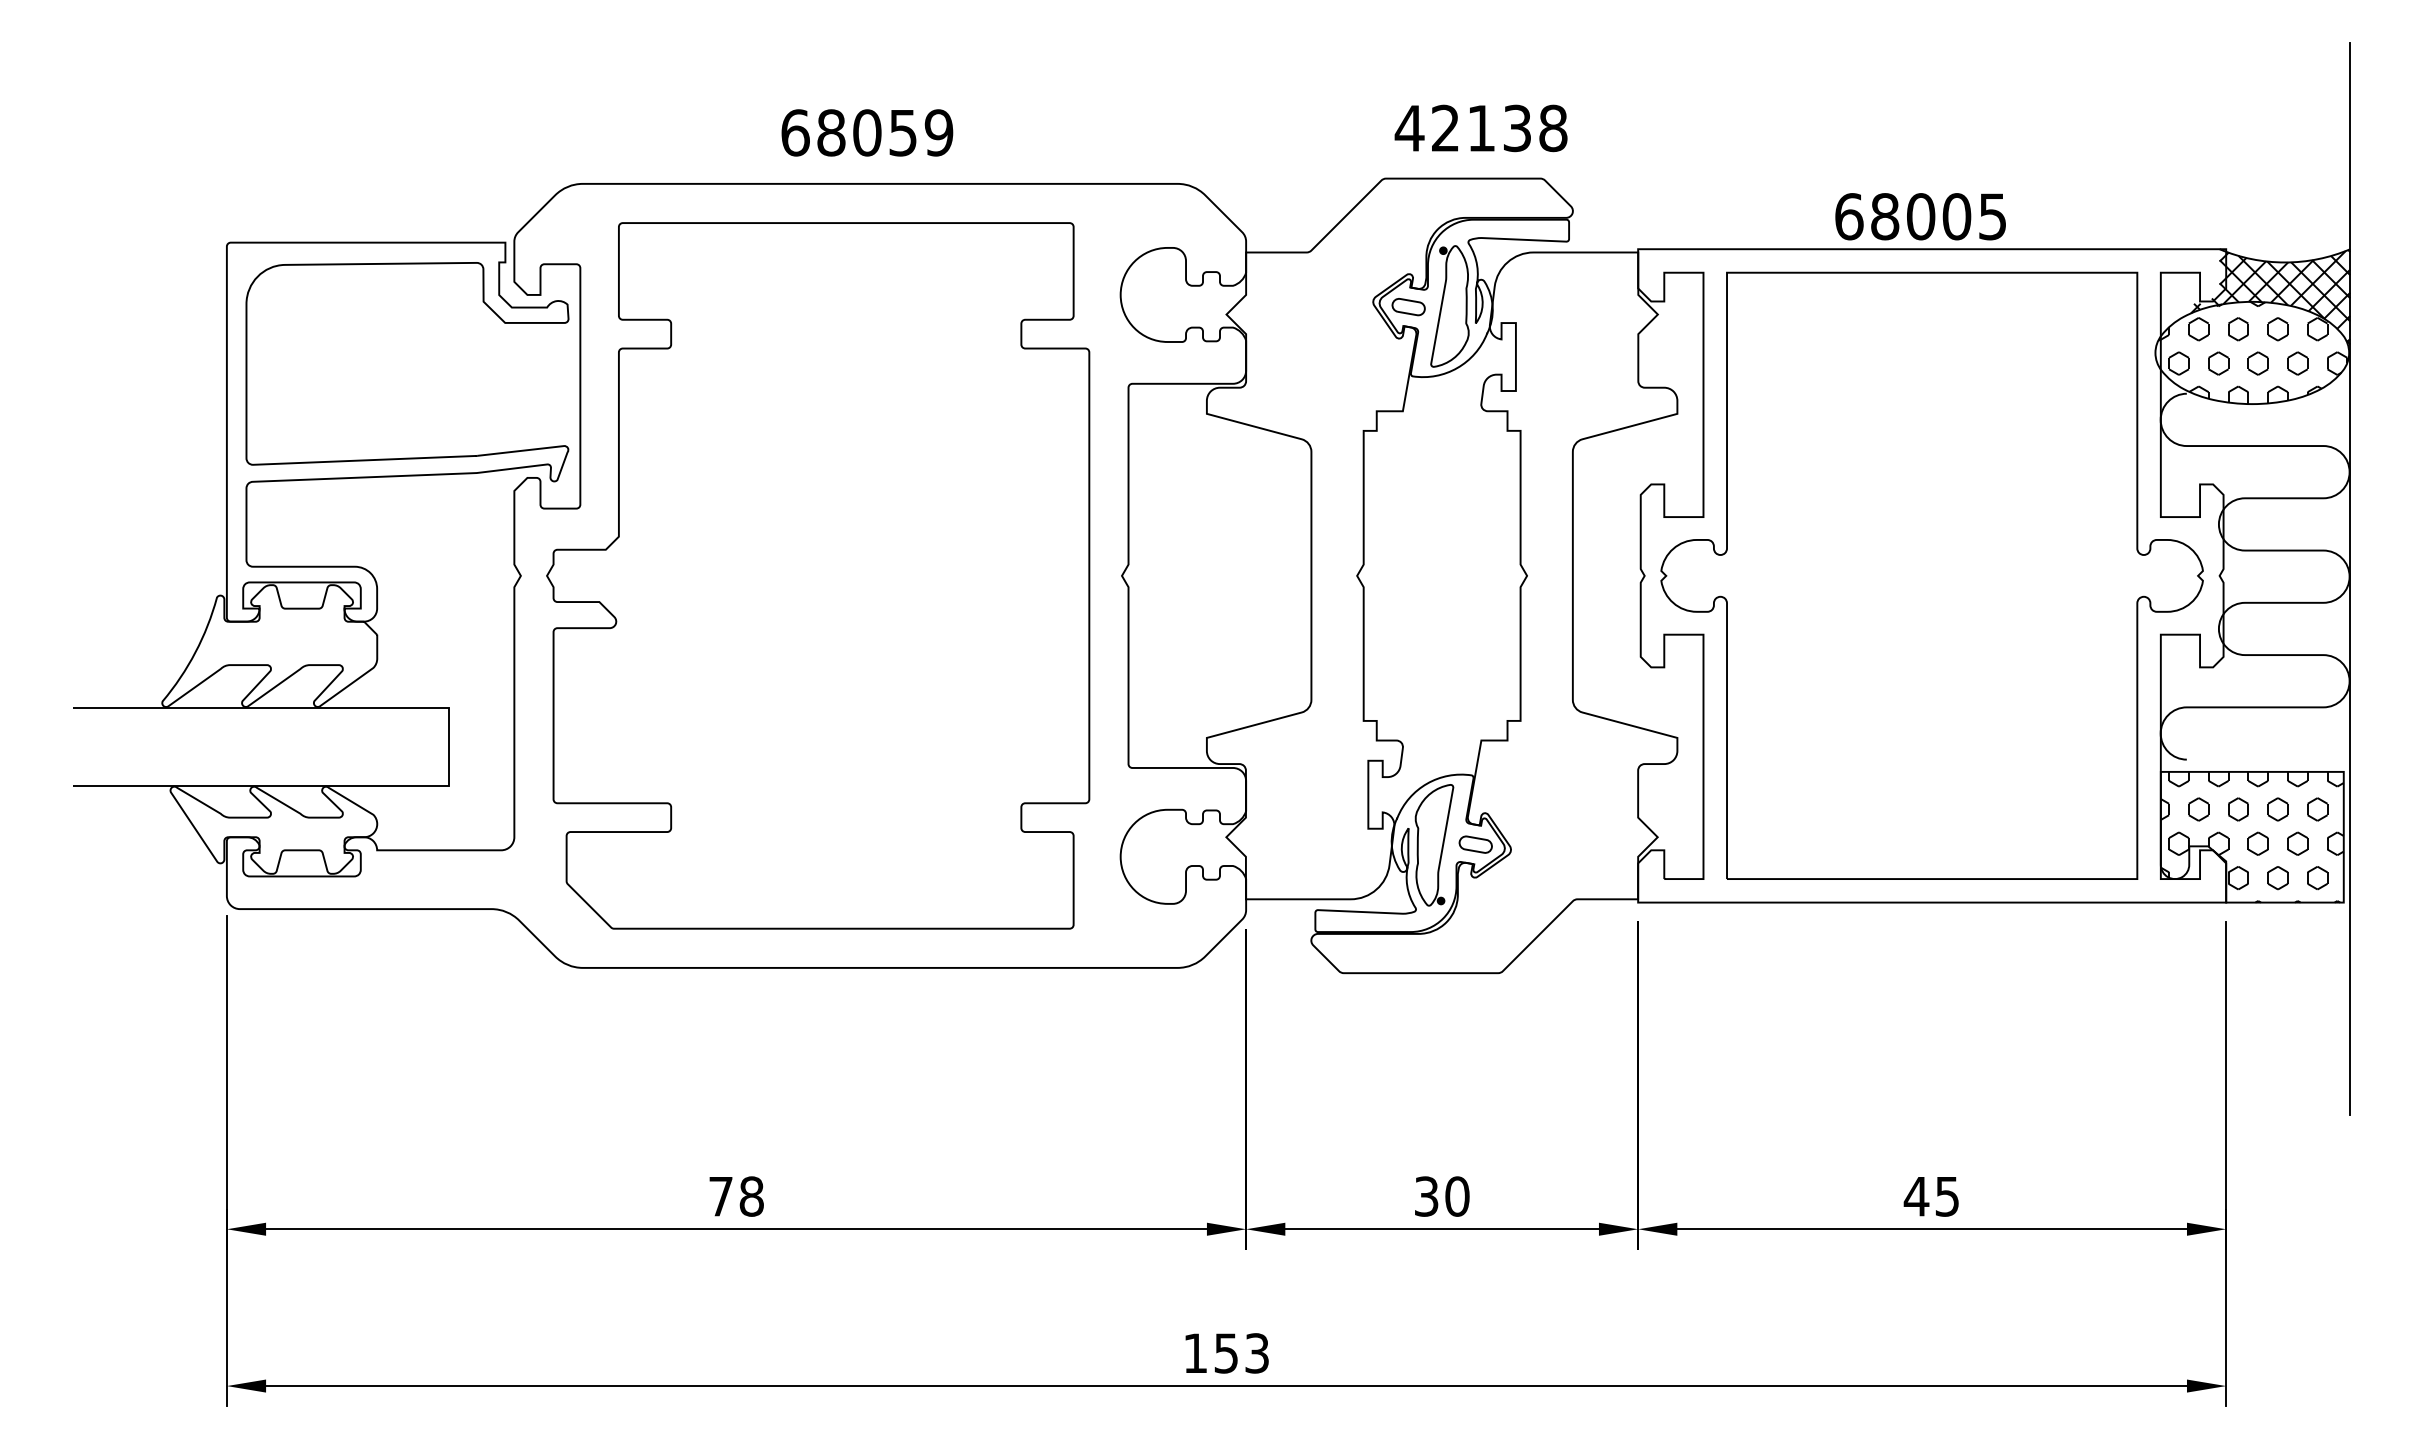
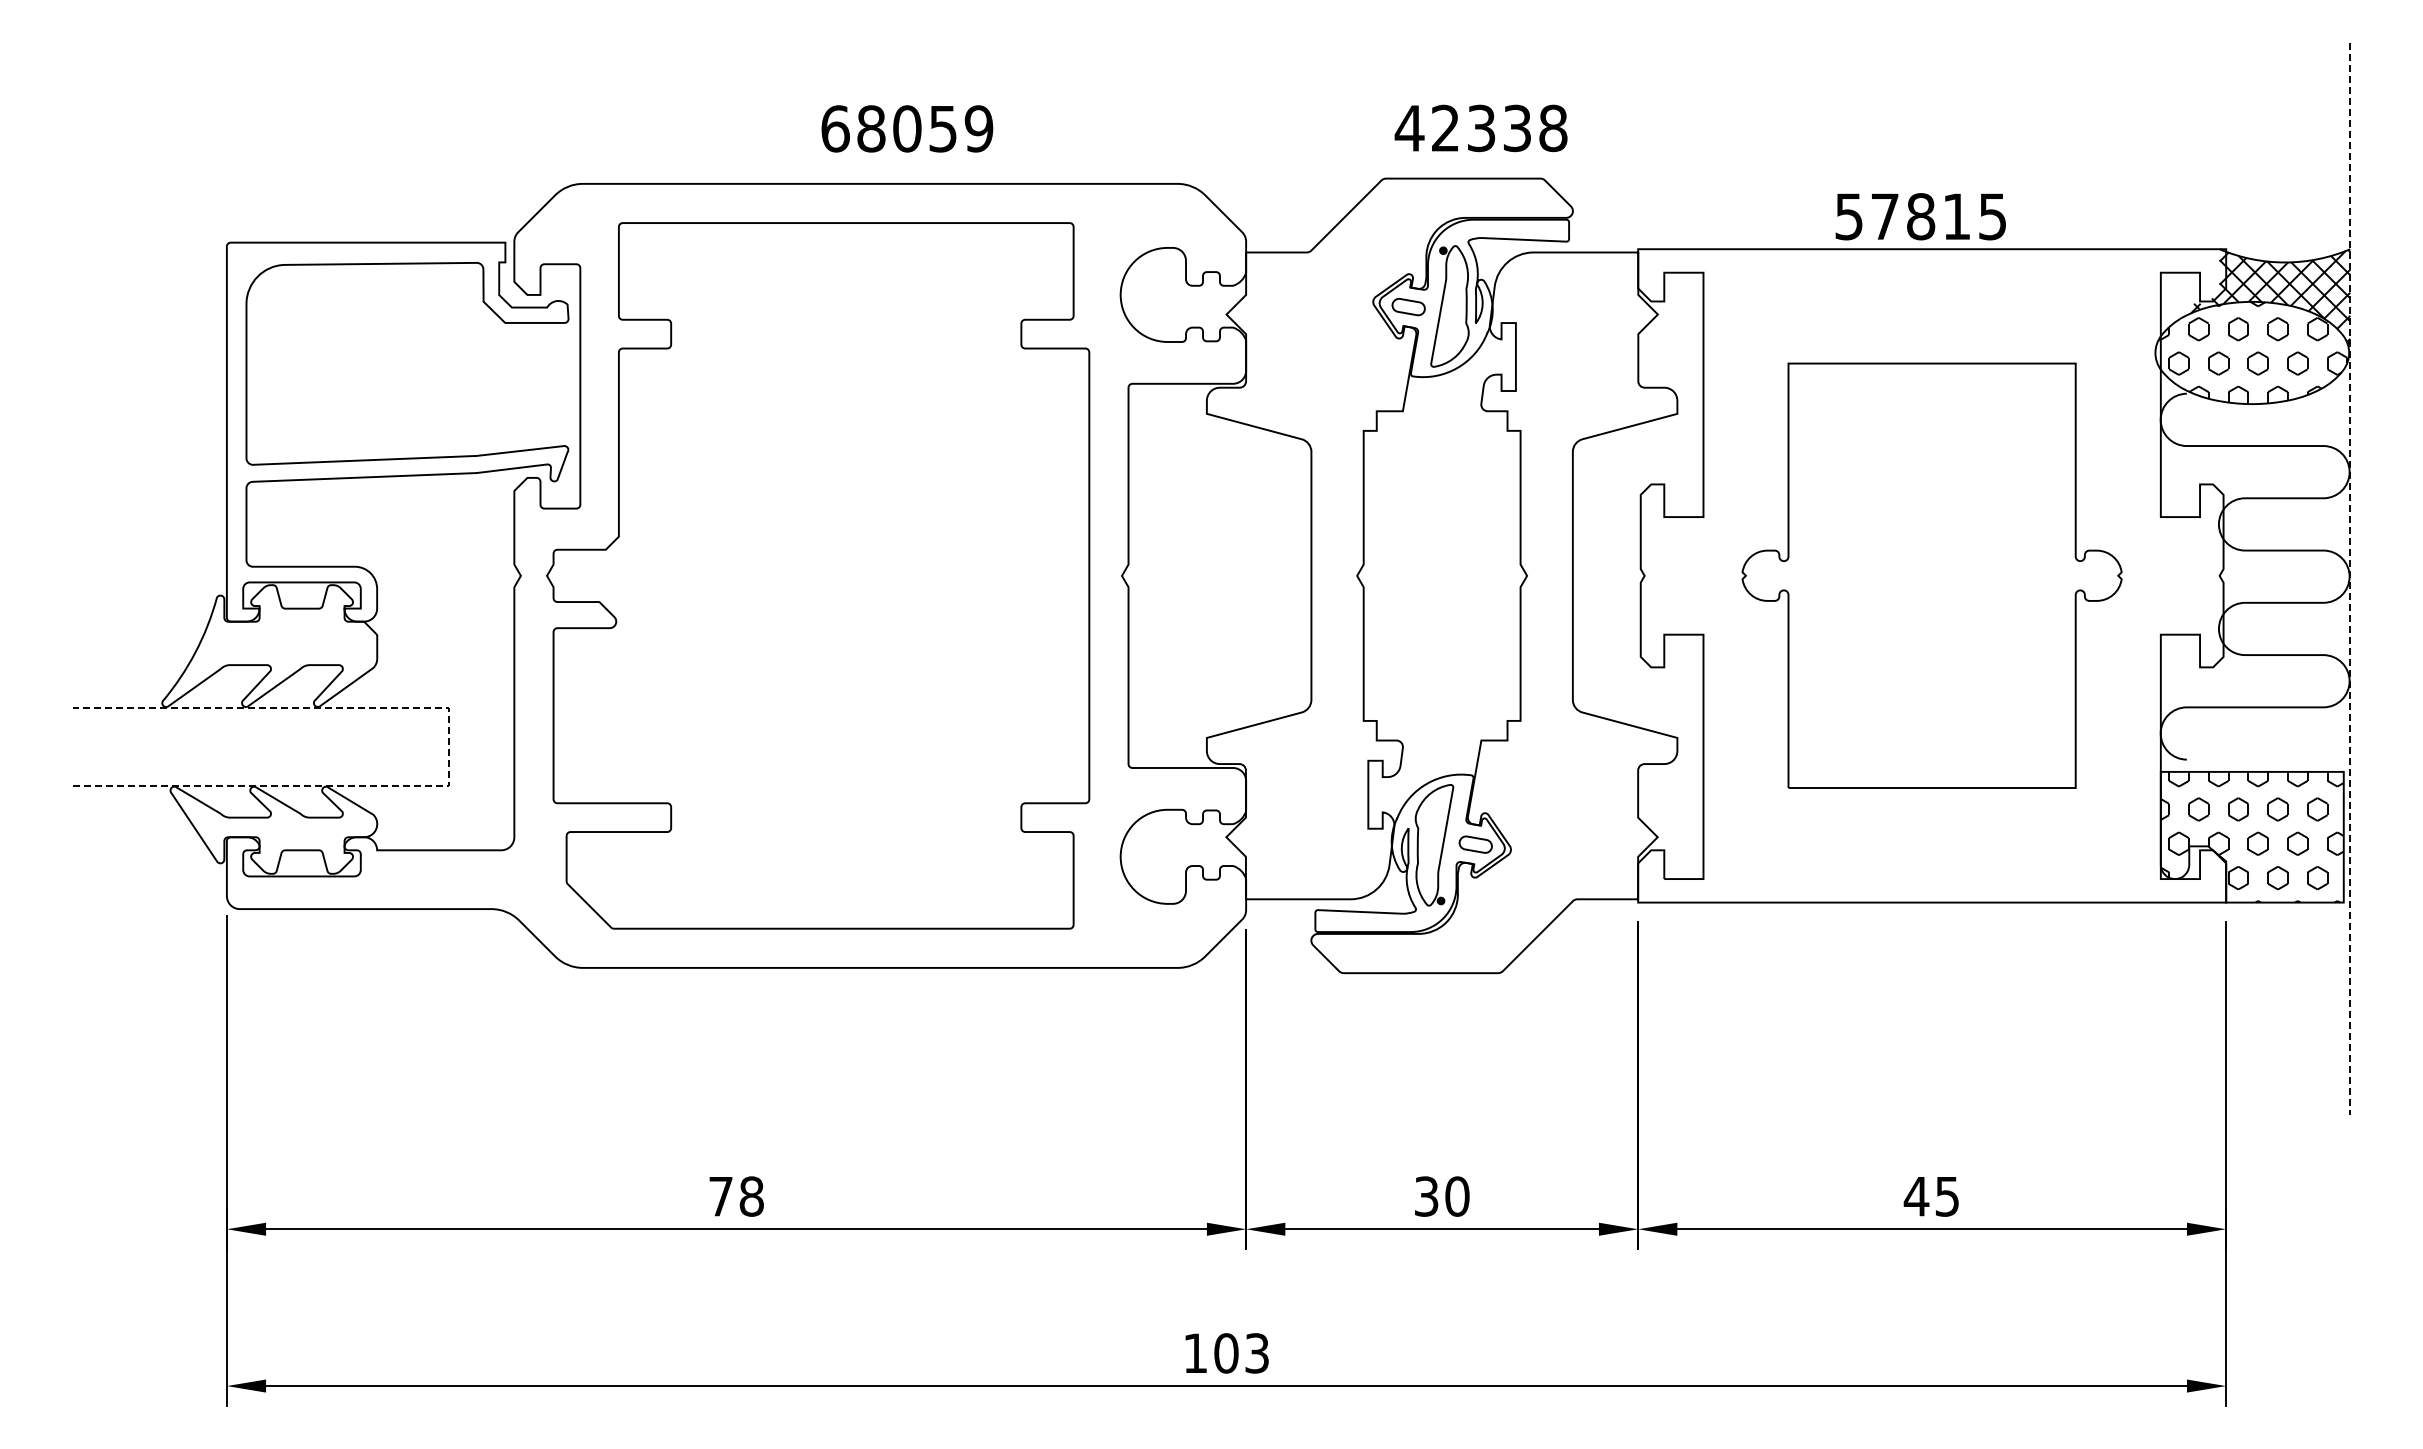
text: 42138 -> 42338 (1481, 128)
text position: (867, 132) -> (907, 128) (907, 128)
text: 68005 -> 57815 (1903, 216)
part size: 544x609 px -> 382x427 px (1931, 575)
line: solid -> dashed (2350, 579)
line: solid -> dashed (449, 746)
text: 153 -> 103 (1226, 1353)
